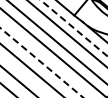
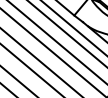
line: dashed -> solid (74, 28)
line: dashed -> solid (42, 63)
